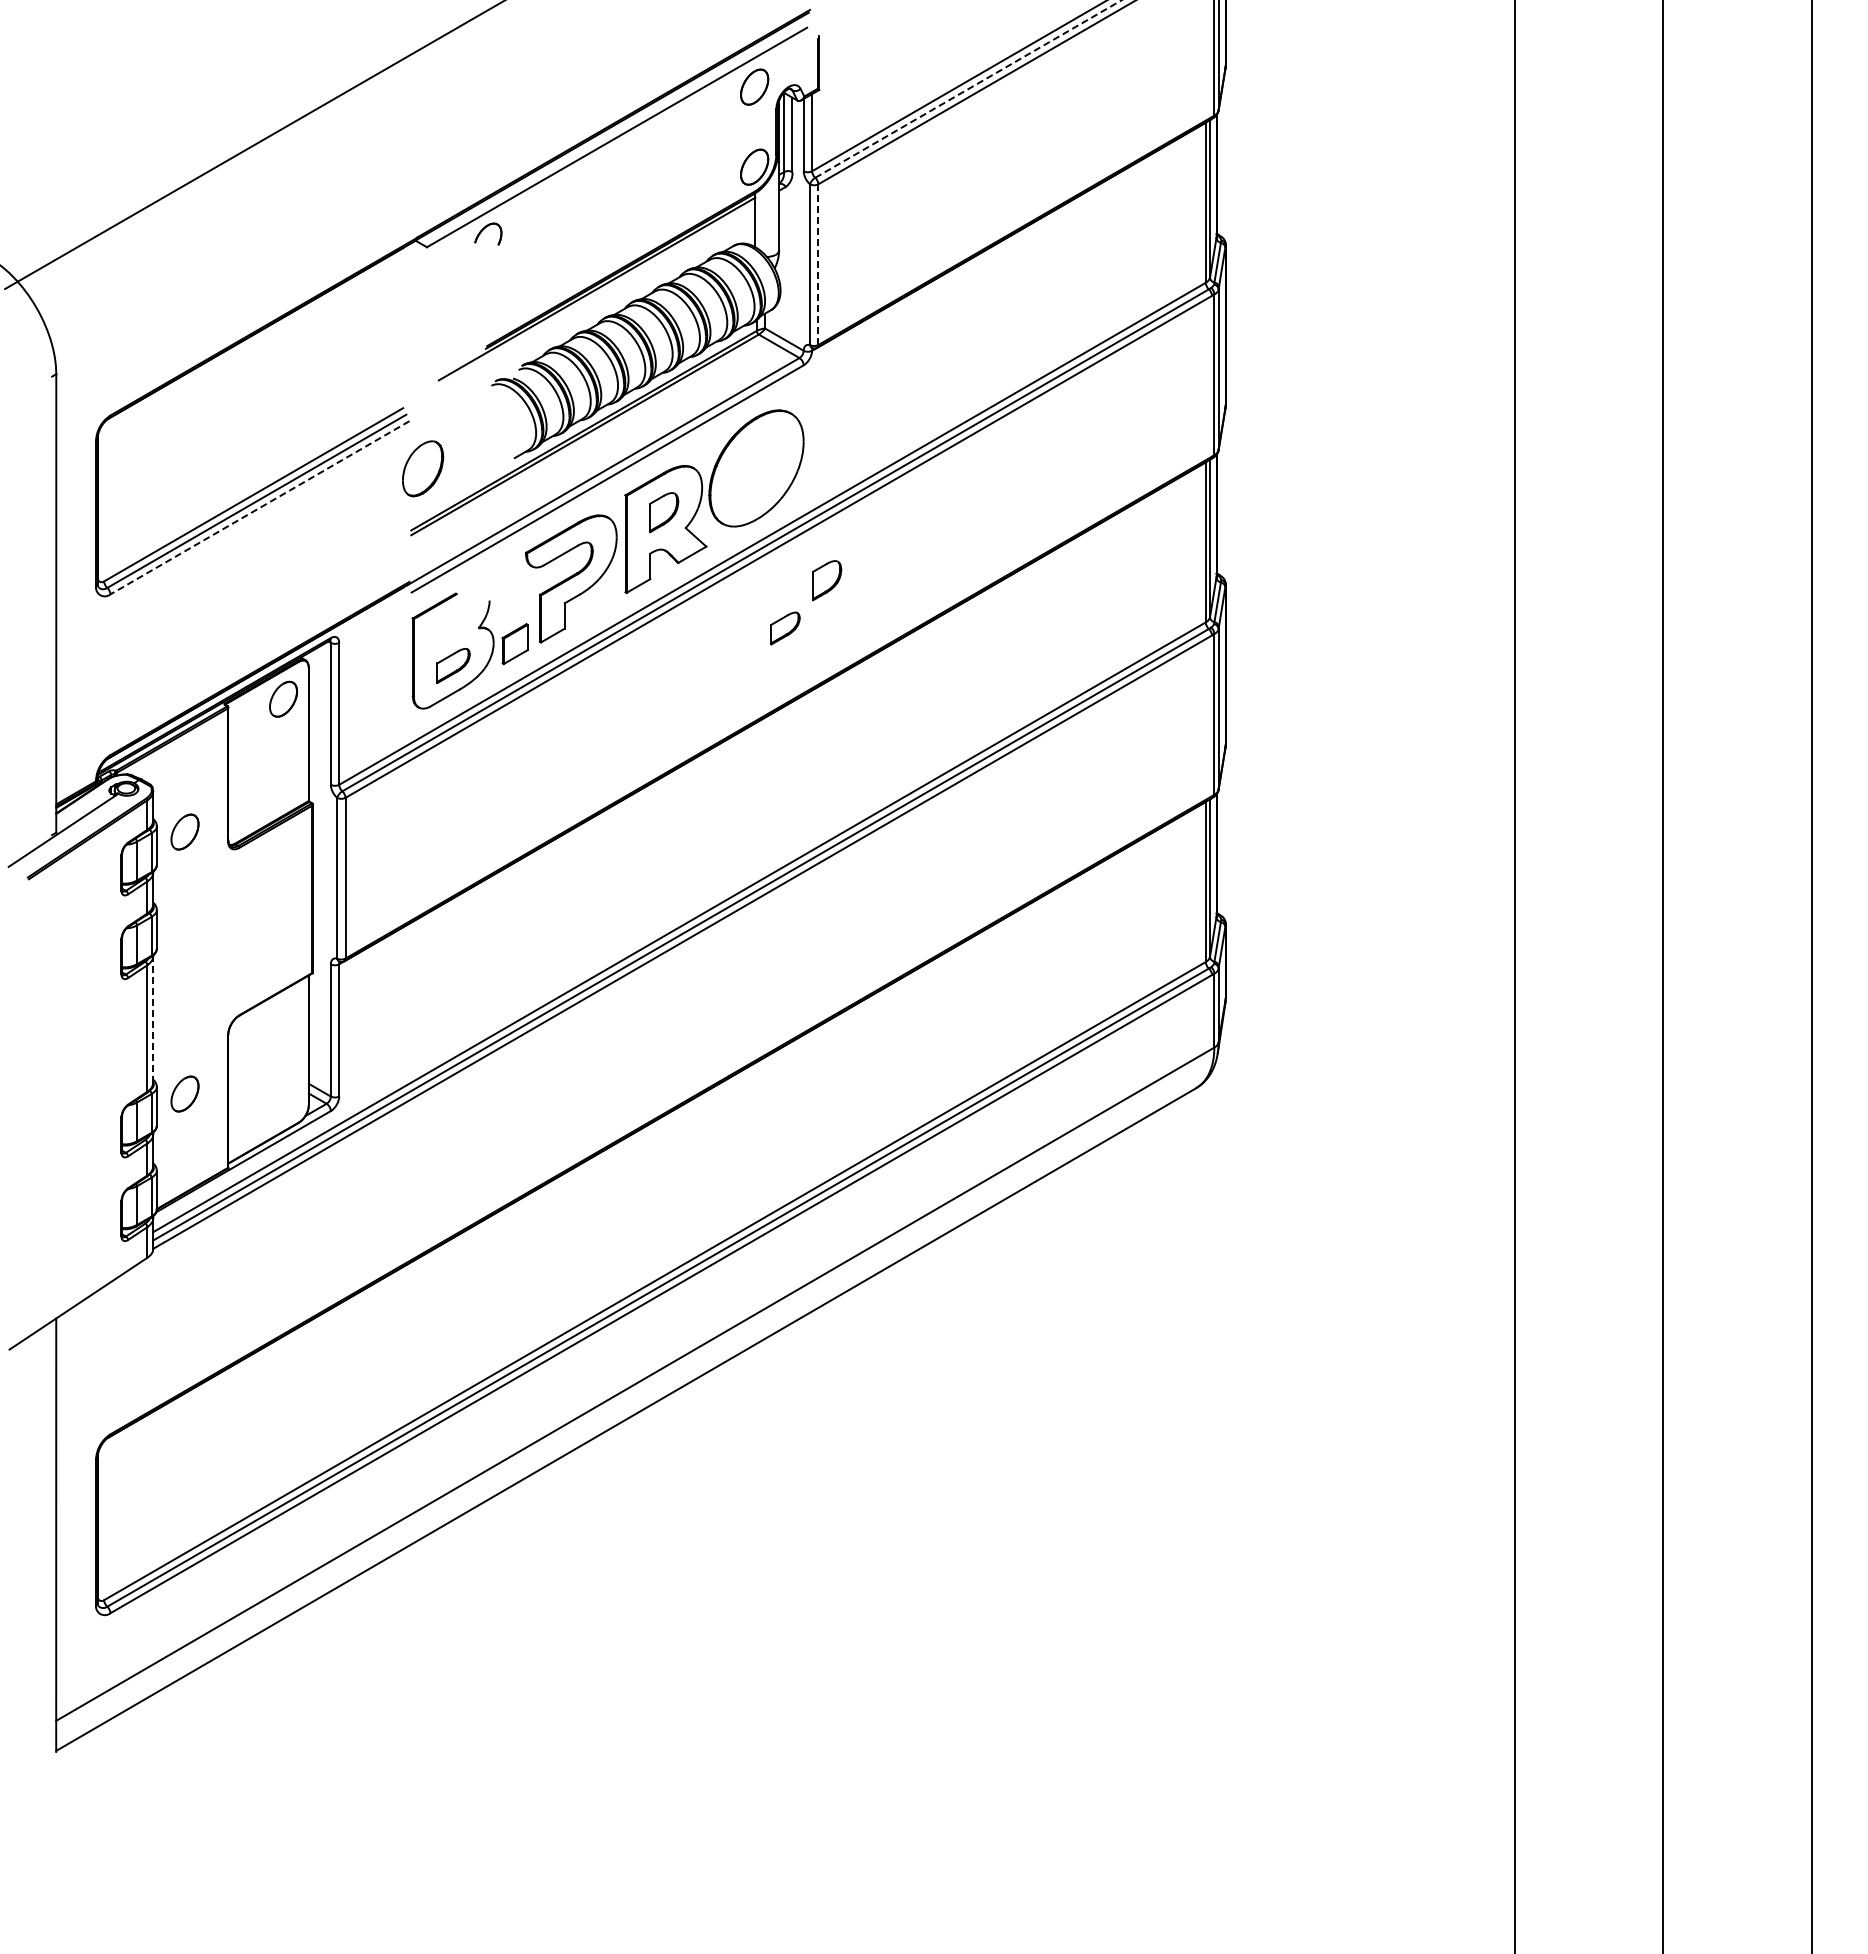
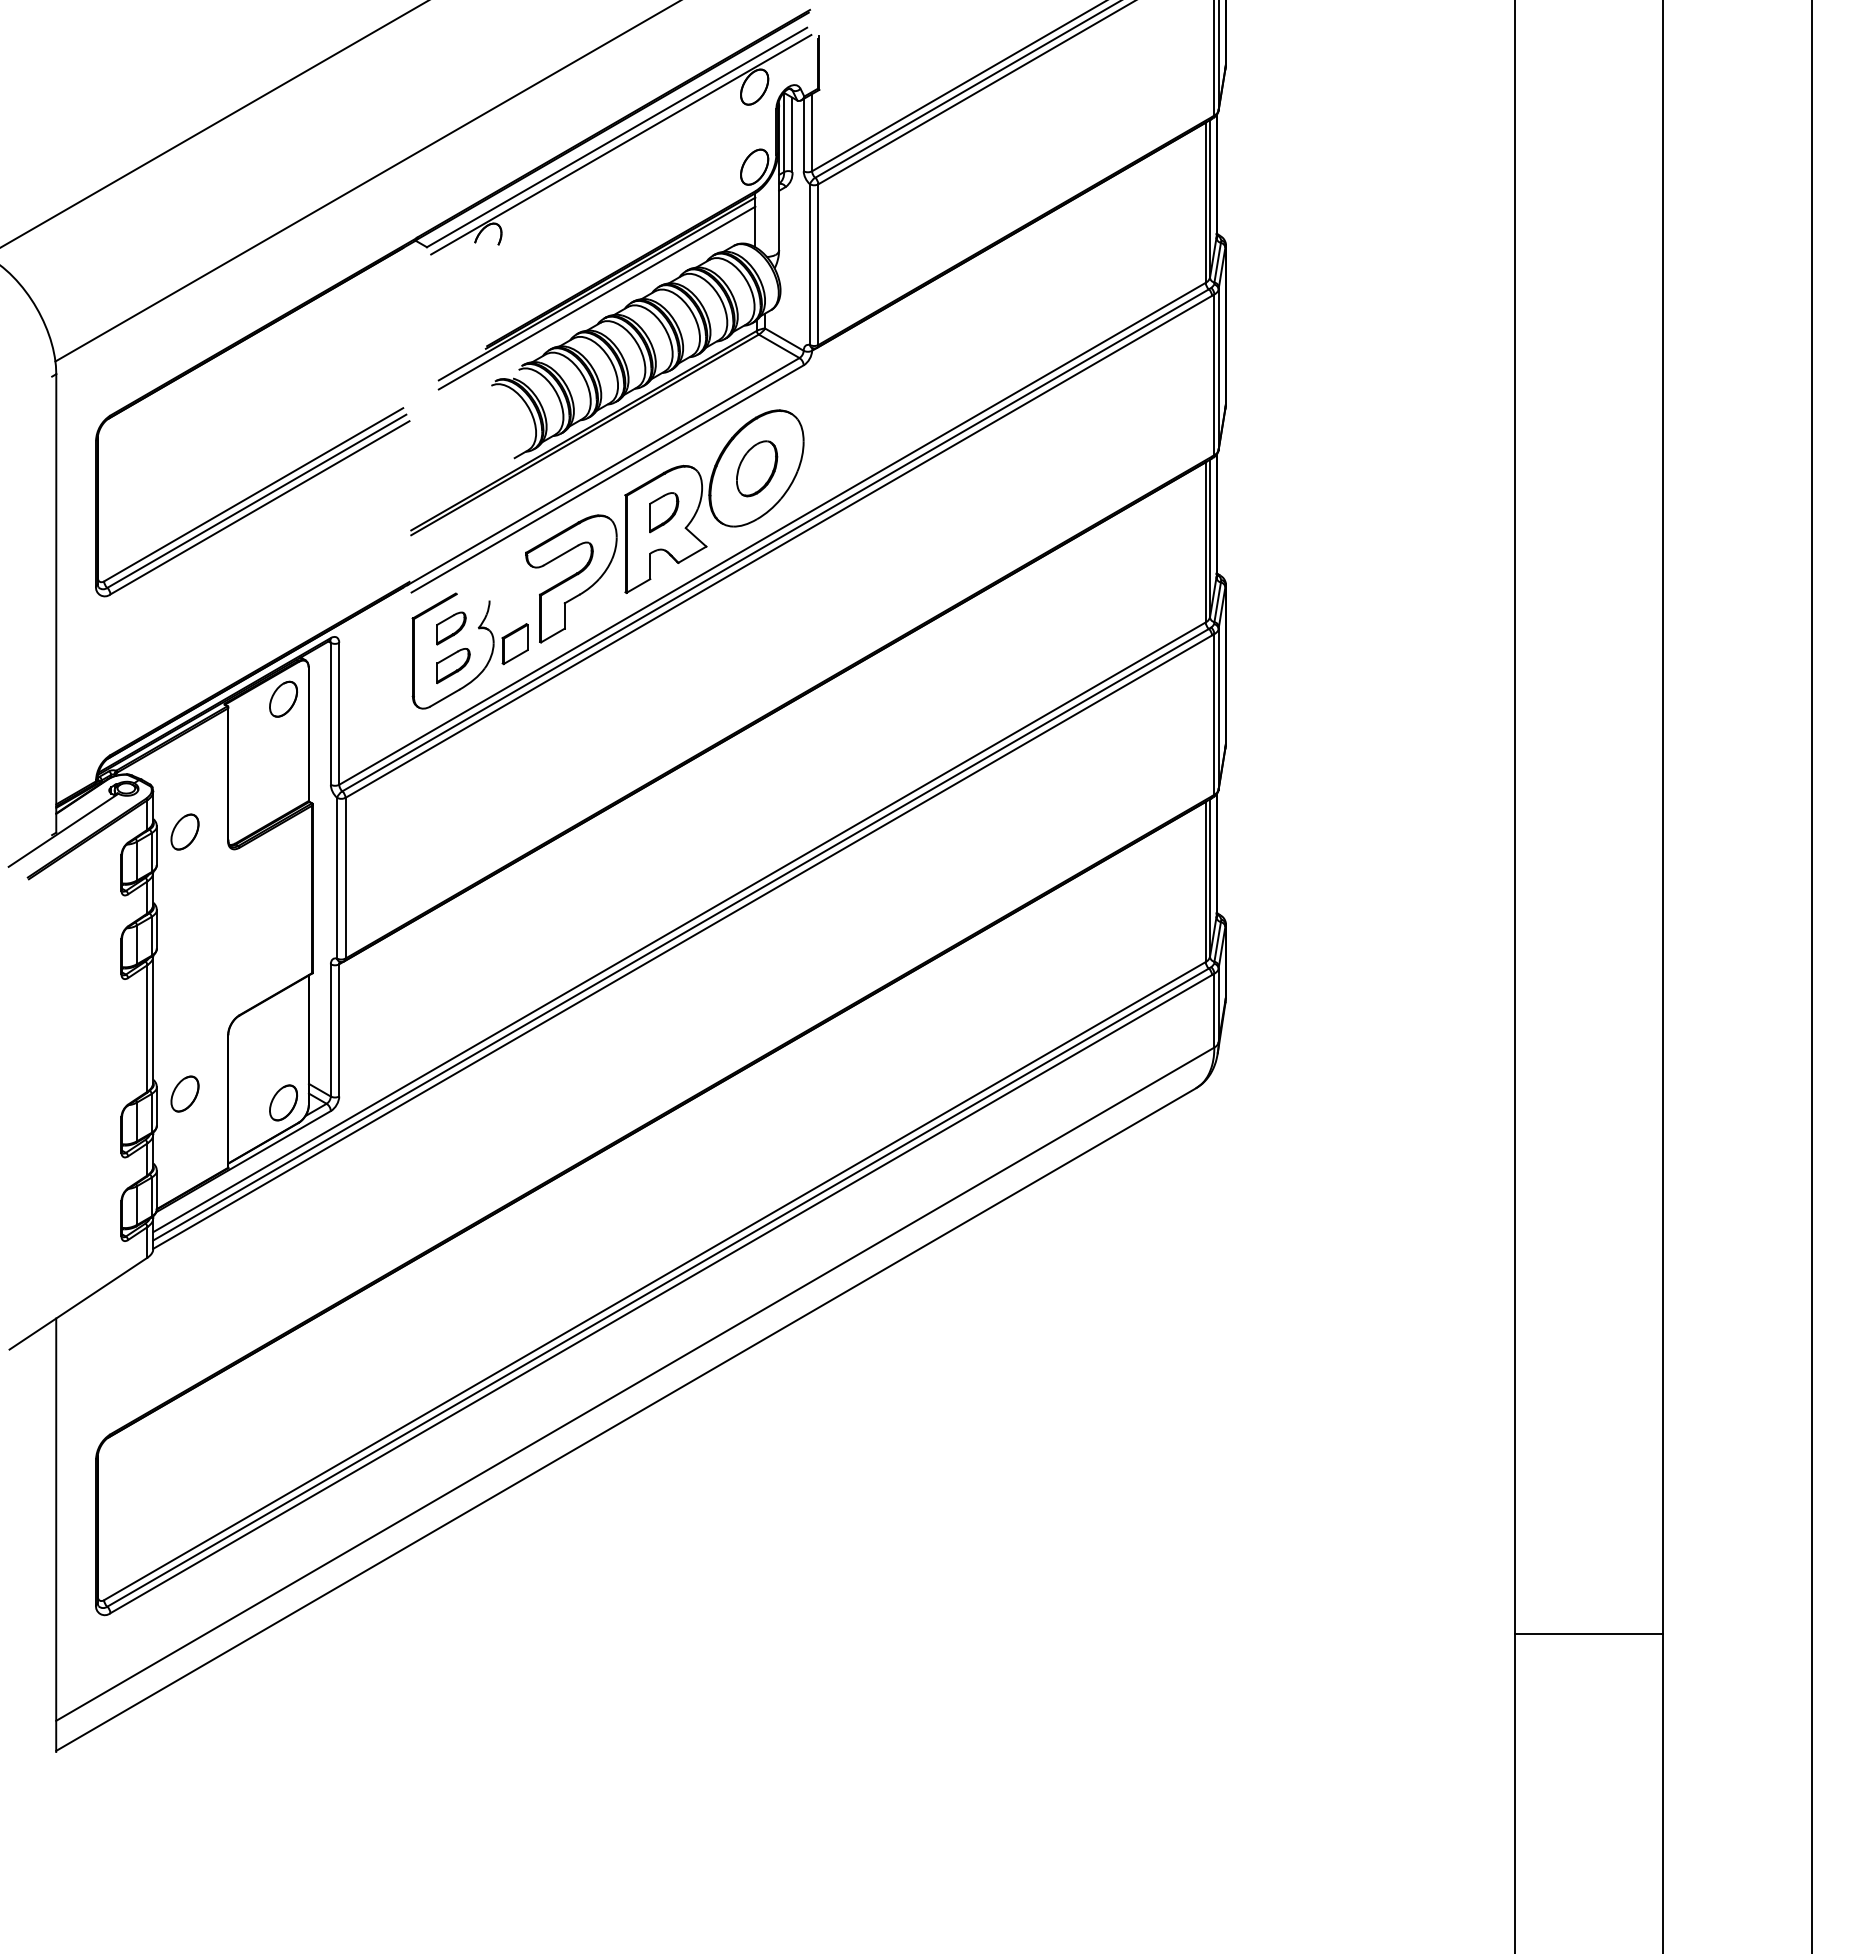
line: dashed -> solid (968, 89)
line: none -> present (621, 144)
line position: (253, 145) -> (213, 124) (213, 124)
line: none -> present (366, 181)
line: dashed -> solid (818, 265)
line: none -> present (596, 297)
part position: (423, 468) -> (757, 468) (757, 468)
line: dashed -> solid (259, 507)
part: present -> none (827, 580)
part position: (785, 628) -> (451, 628) (451, 628)
line: dashed -> solid (153, 1018)
part: none -> present (283, 1102)
line: none -> present (1588, 1634)
